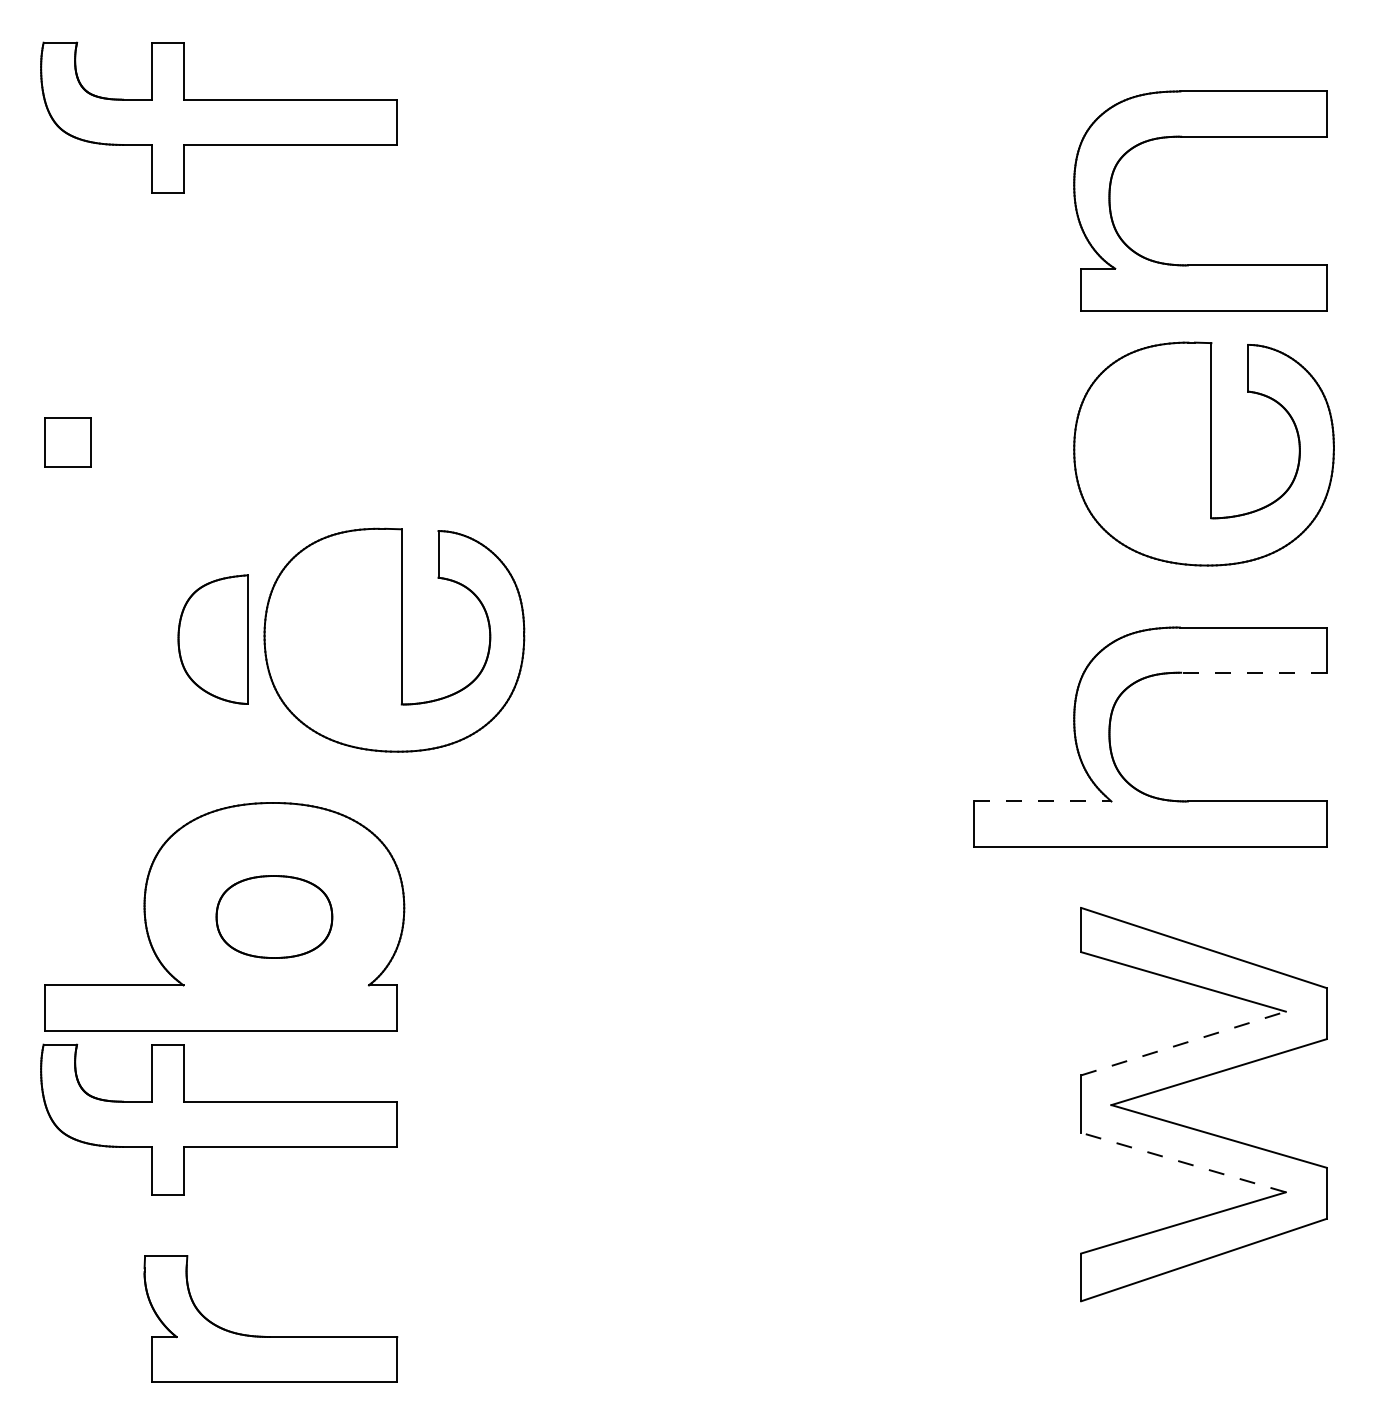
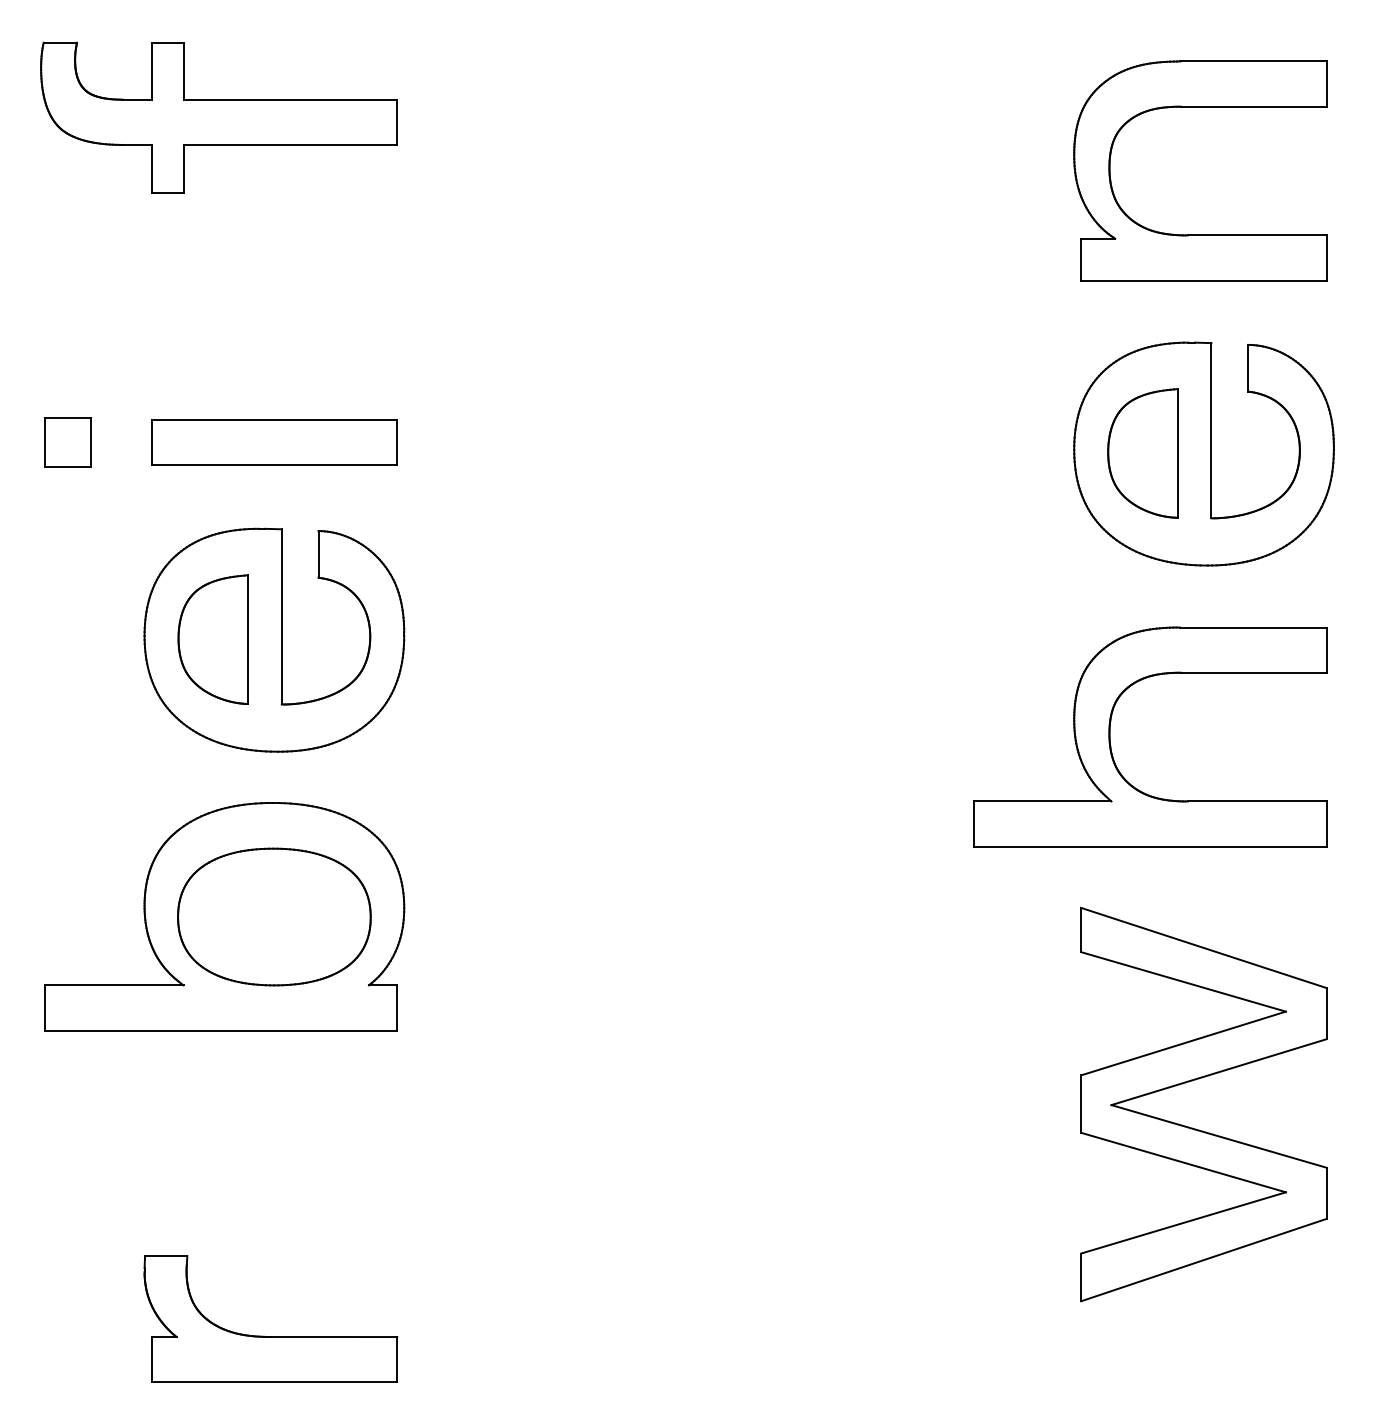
part position: (1200, 137) -> (1200, 107) (1200, 107)
part: none -> present (274, 442)
part: none -> present (1142, 453)
part position: (394, 639) -> (274, 639) (274, 639)
line: dashed -> solid (1254, 672)
line: dashed -> solid (1042, 801)
part size: 119x84 px -> 195x140 px (274, 916)
line: dashed -> solid (1184, 1043)
part: present -> none (218, 1119)
line: dashed -> solid (1183, 1162)
